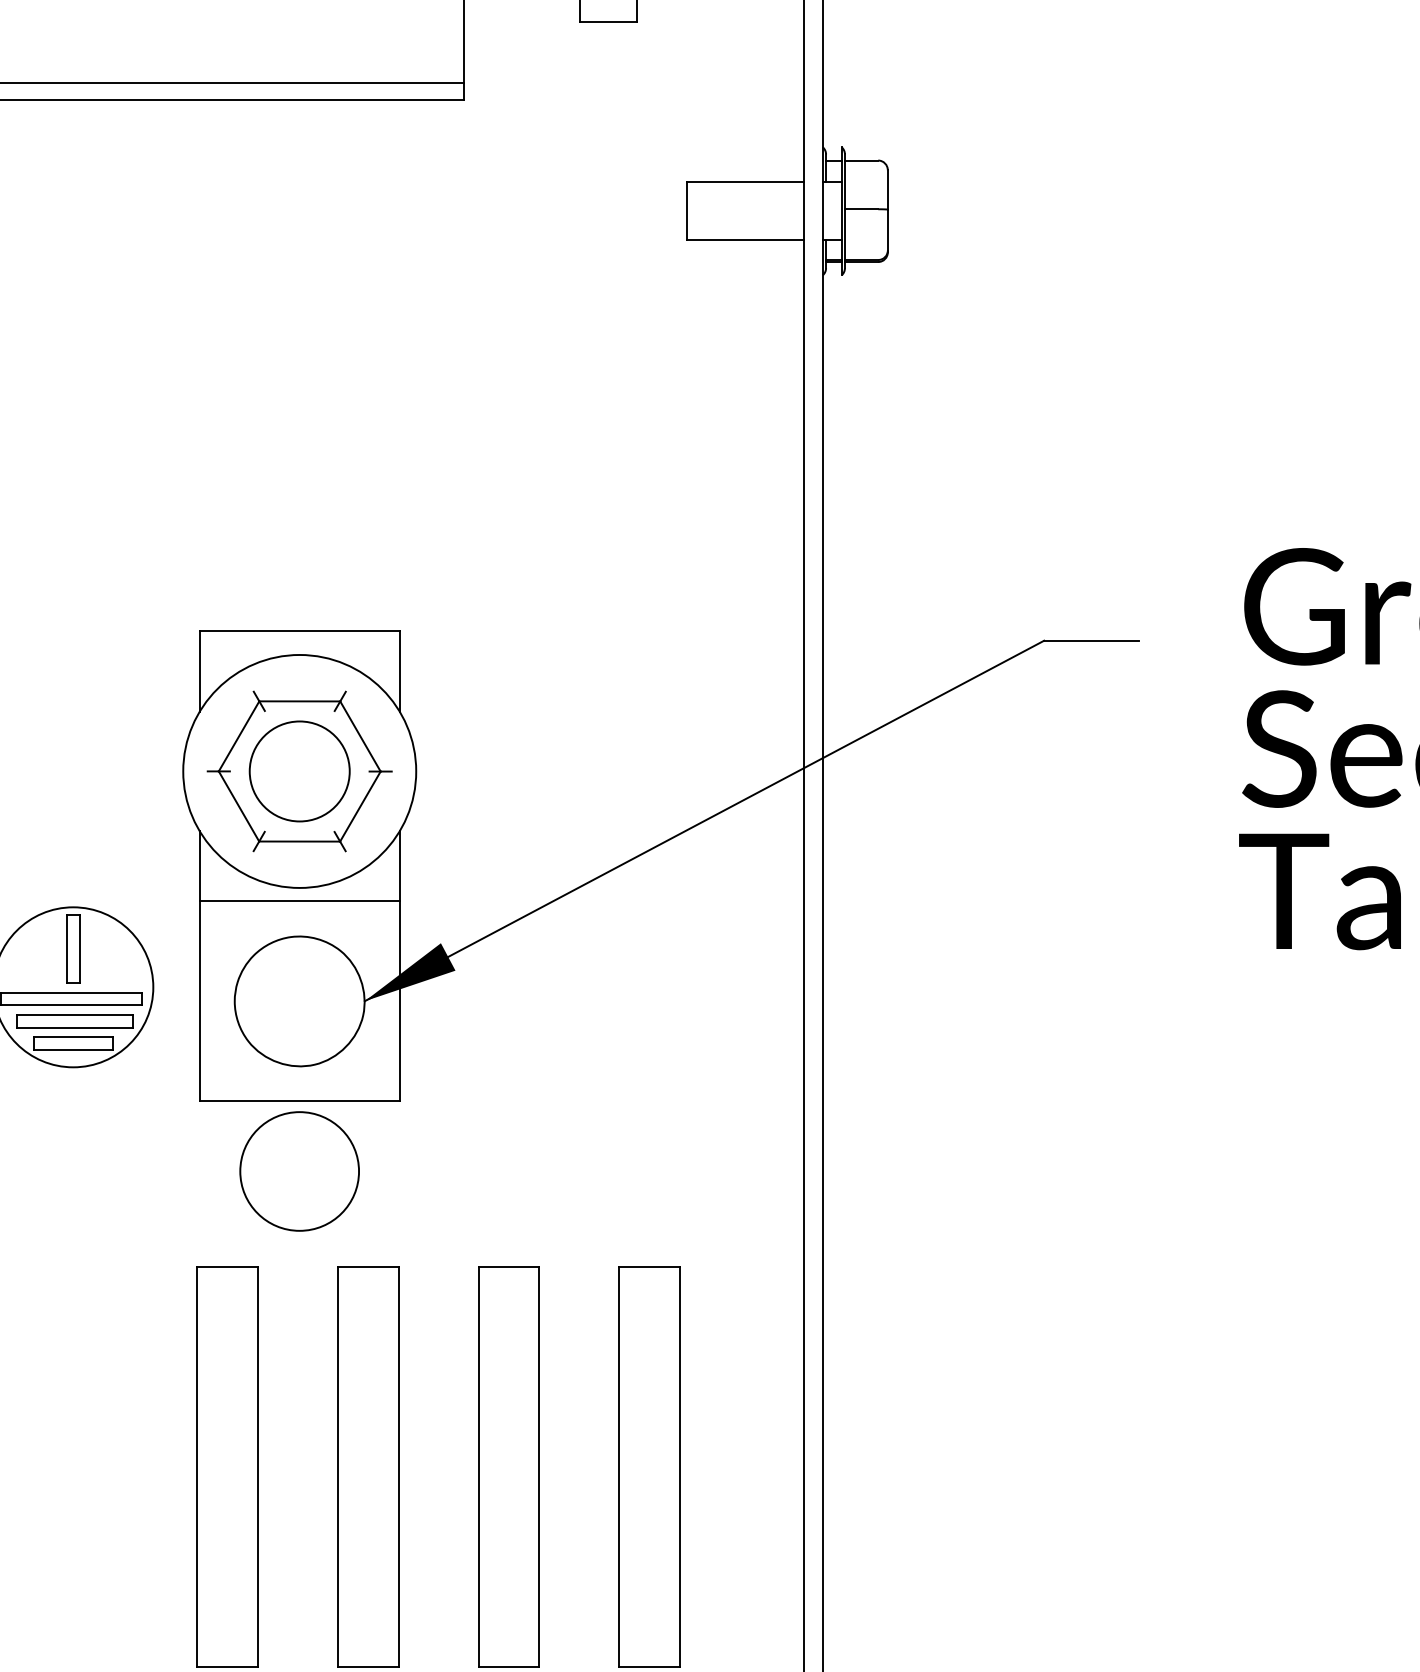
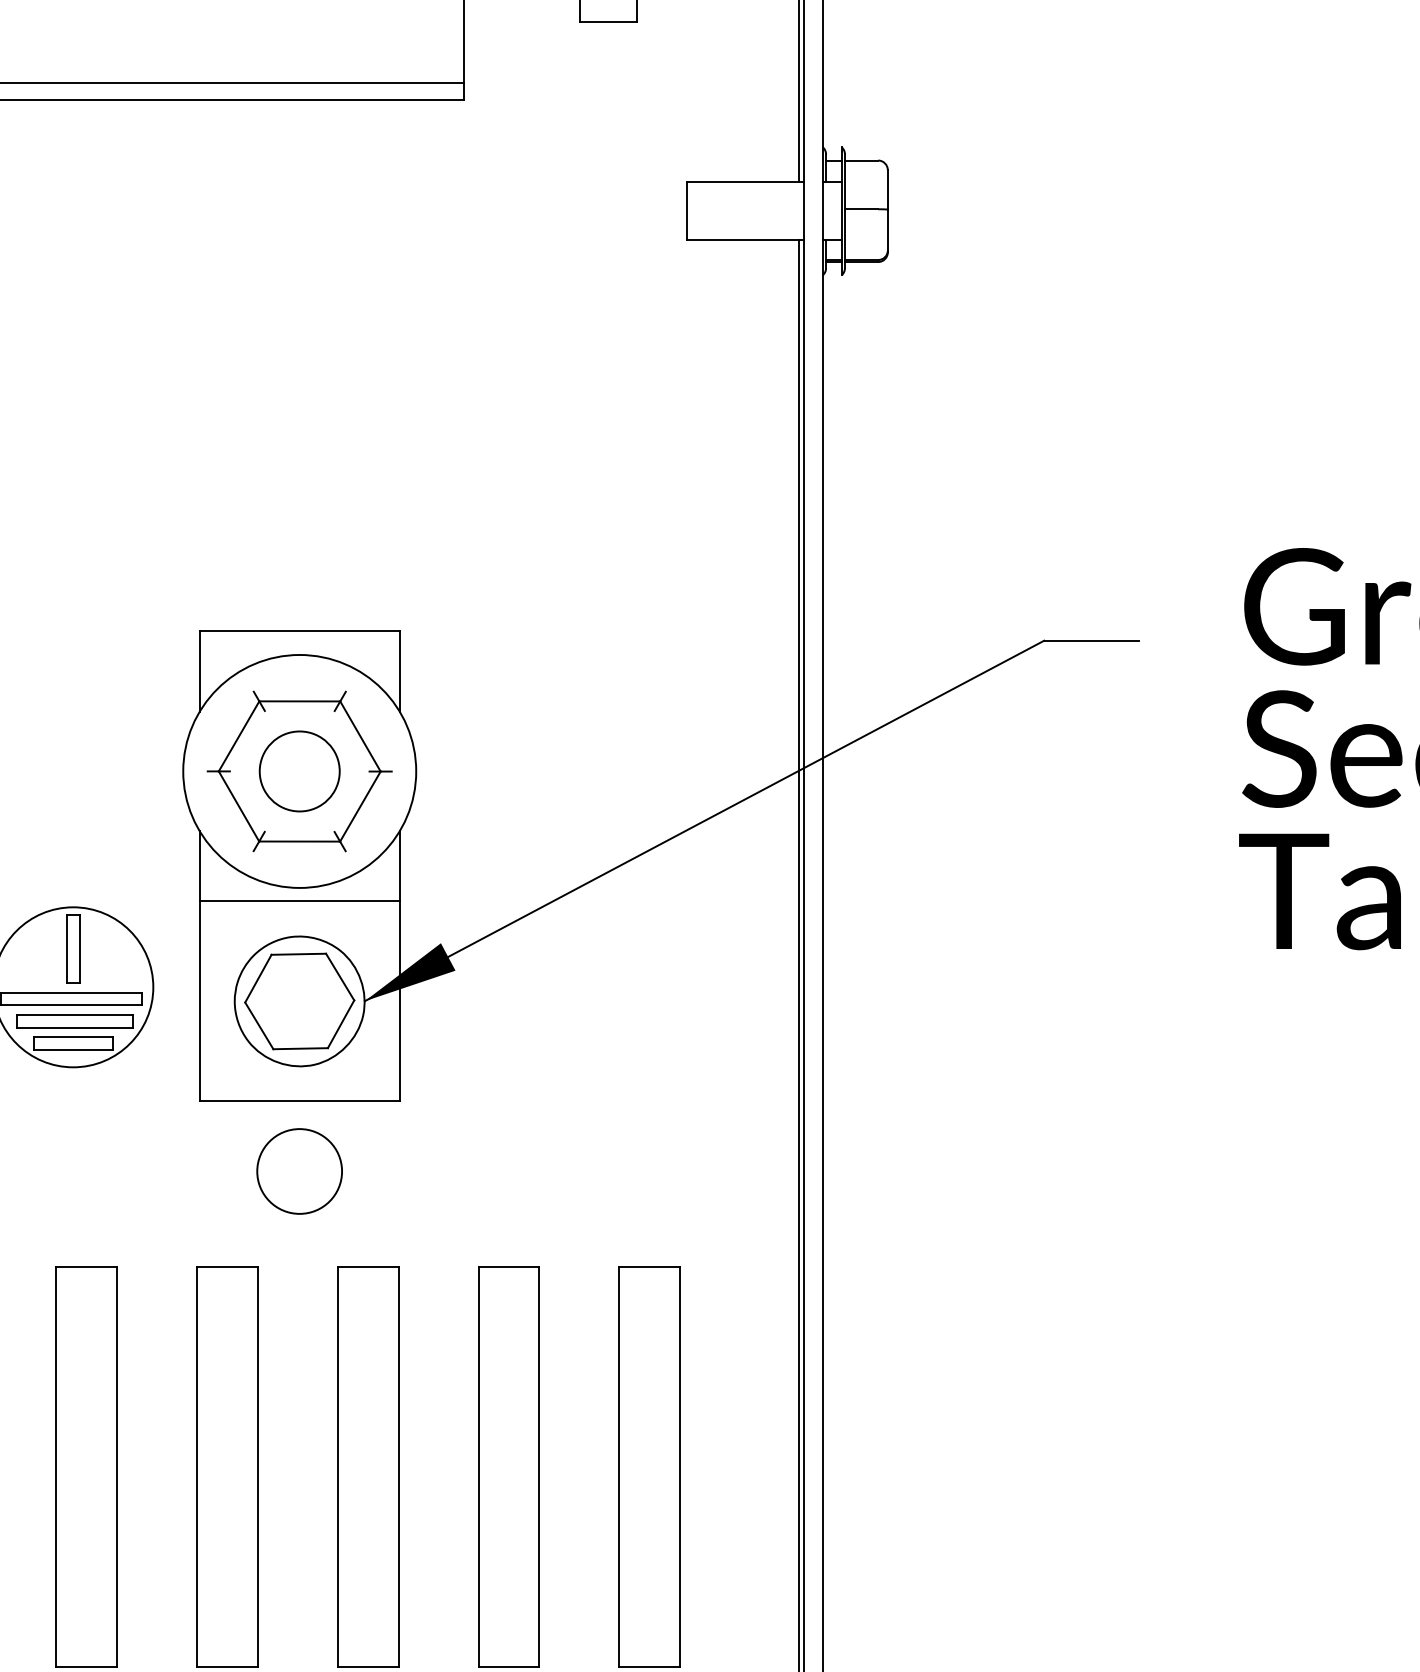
line: none -> present (798, 92)
circle diameter: 100 px -> 80 px (299, 771)
line: none -> present (798, 954)
part: none -> present (299, 1001)
circle diameter: 119 px -> 85 px (299, 1171)
part: none -> present (86, 1466)
